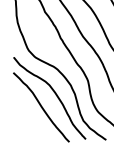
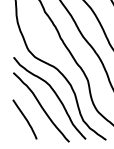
curve: none -> present (24, 118)
